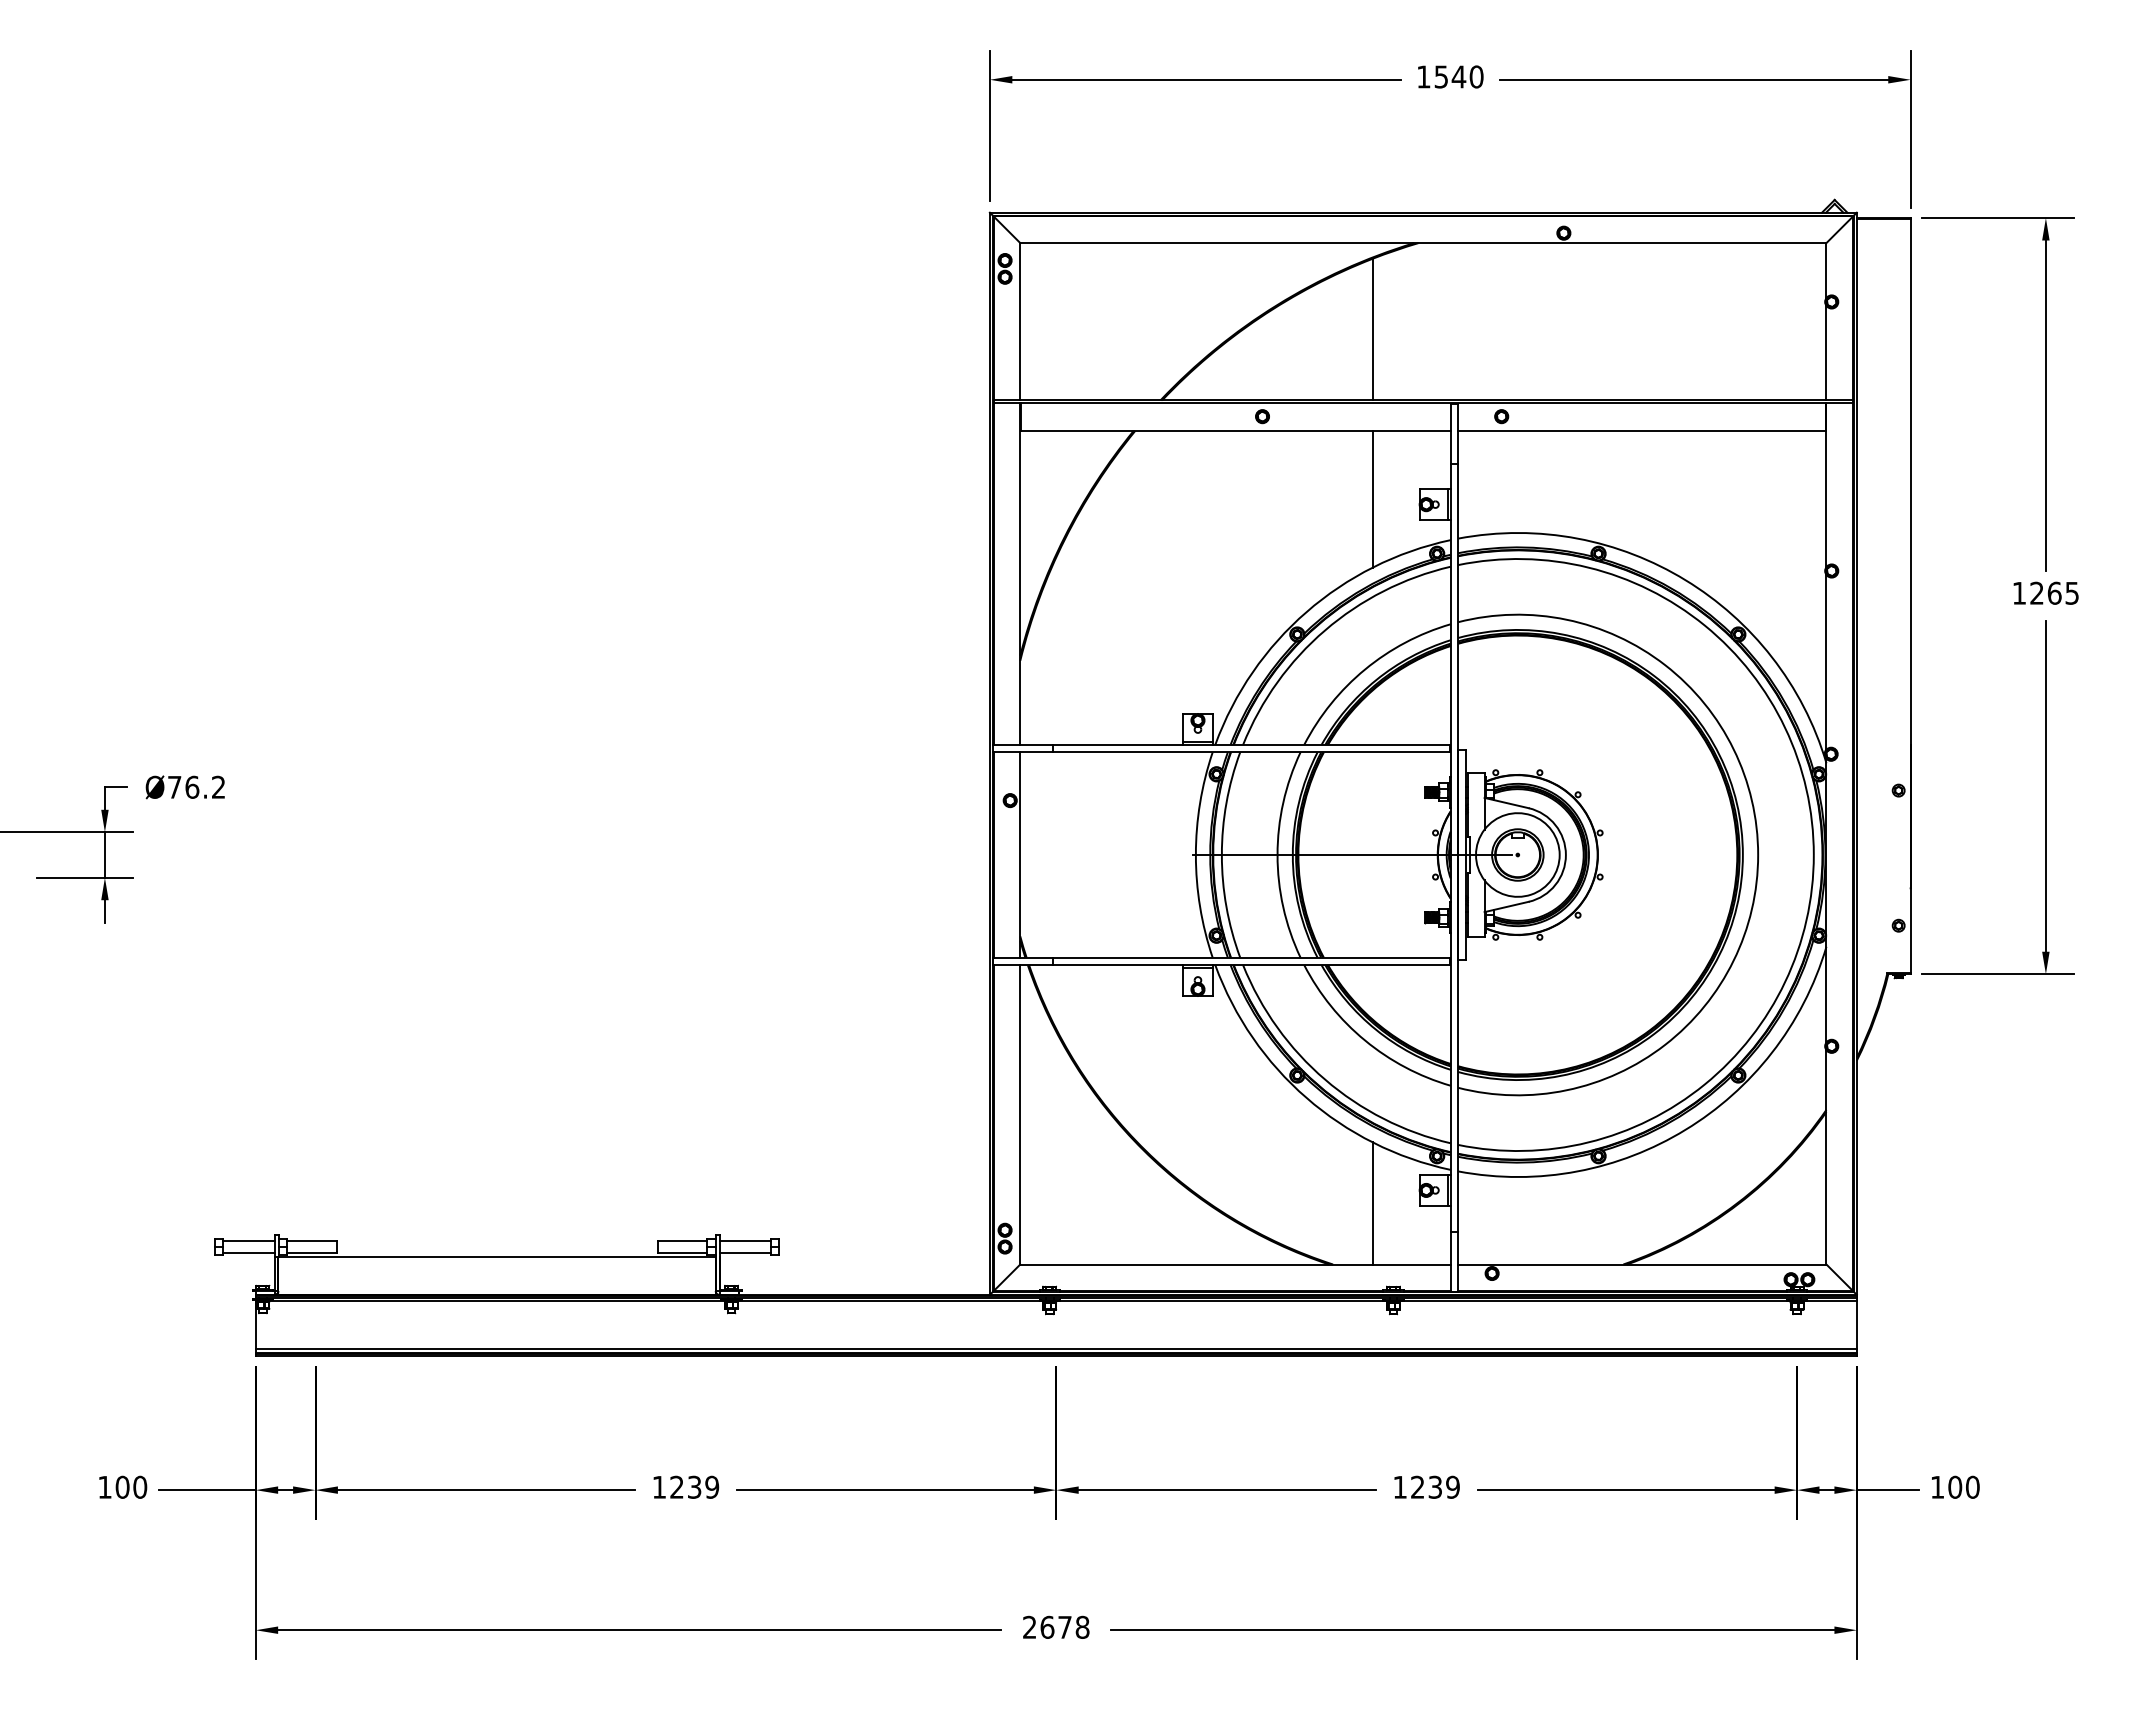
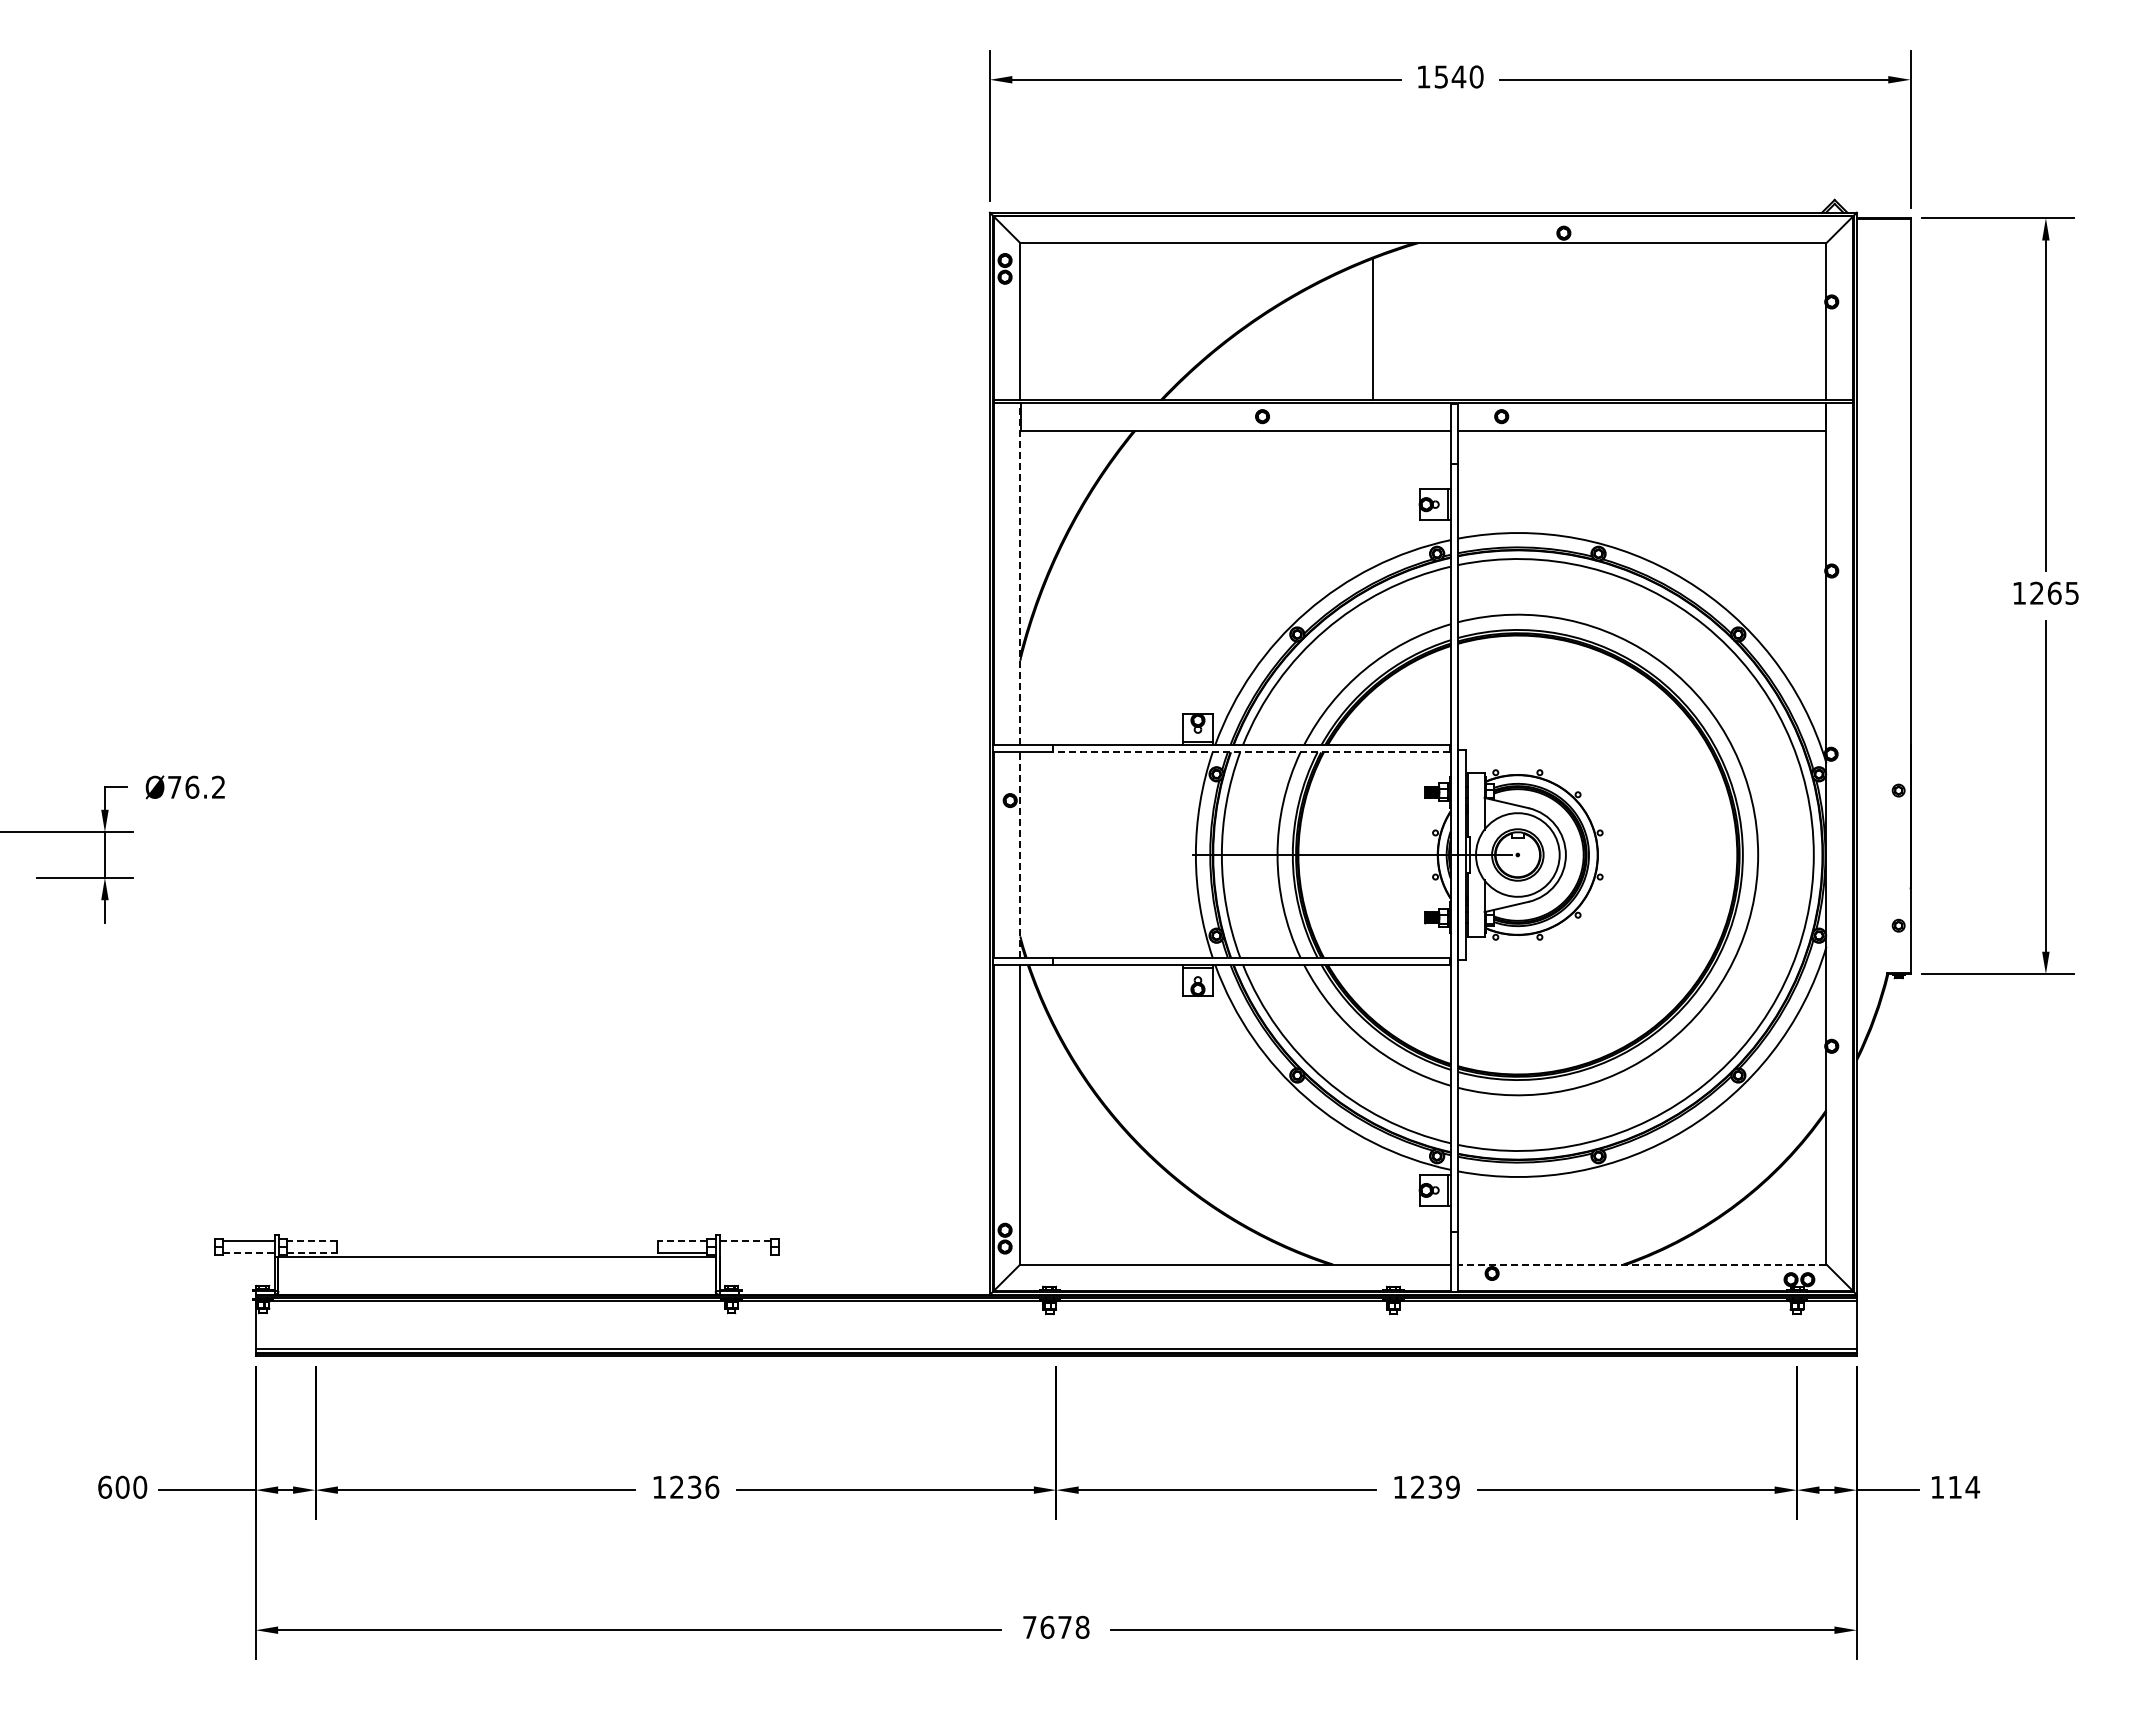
line: present -> none (1372, 498)
line: solid -> dashed (1020, 574)
line: solid -> dashed (1251, 752)
line: solid -> dashed (1020, 855)
line: present -> none (1372, 1203)
line: solid -> dashed (311, 1241)
line: solid -> dashed (682, 1241)
line: solid -> dashed (745, 1241)
line: solid -> dashed (249, 1252)
line: solid -> dashed (311, 1252)
line: present -> none (745, 1252)
line: solid -> dashed (1641, 1264)
text: 100 -> 600 (105, 1486)
text: 1239 -> 1236 (712, 1486)
text: 100 -> 114 (1964, 1486)
text: 2678 -> 7678 (1029, 1626)
